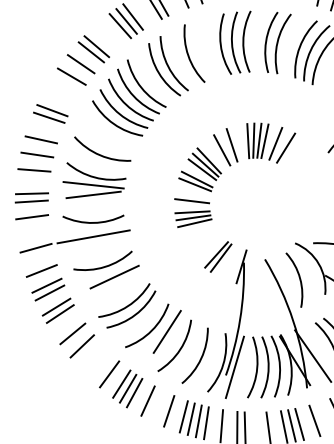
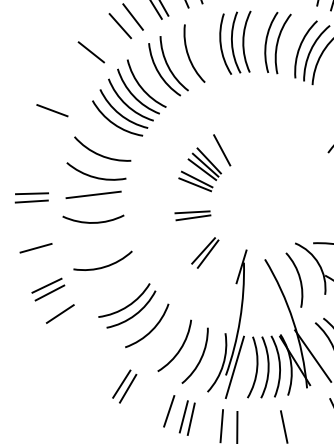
line: present -> none (126, 21)
line: present -> none (96, 46)
line: present -> none (80, 64)
line: present -> none (71, 76)
line: present -> none (49, 117)
line: present -> none (41, 139)
part: present -> none (271, 142)
line: present -> none (231, 145)
line: present -> none (37, 154)
line: present -> none (34, 170)
line: present -> none (93, 185)
line: present -> none (192, 201)
line: present -> none (32, 217)
line: present -> none (194, 223)
line: present -> none (93, 236)
part position: (218, 256) -> (205, 252) (205, 252)
line: present -> none (41, 270)
line: present -> none (114, 276)
line: present -> none (56, 306)
line: present -> none (166, 331)
line: present -> none (72, 333)
line: present -> none (81, 346)
line: present -> none (109, 374)
line: present -> none (134, 392)
line: present -> none (147, 400)
line: present -> none (314, 420)
line: present -> none (198, 421)
line: present -> none (206, 423)
line: present -> none (299, 424)
line: present -> none (291, 425)
line: present -> none (244, 426)
line: present -> none (268, 426)
